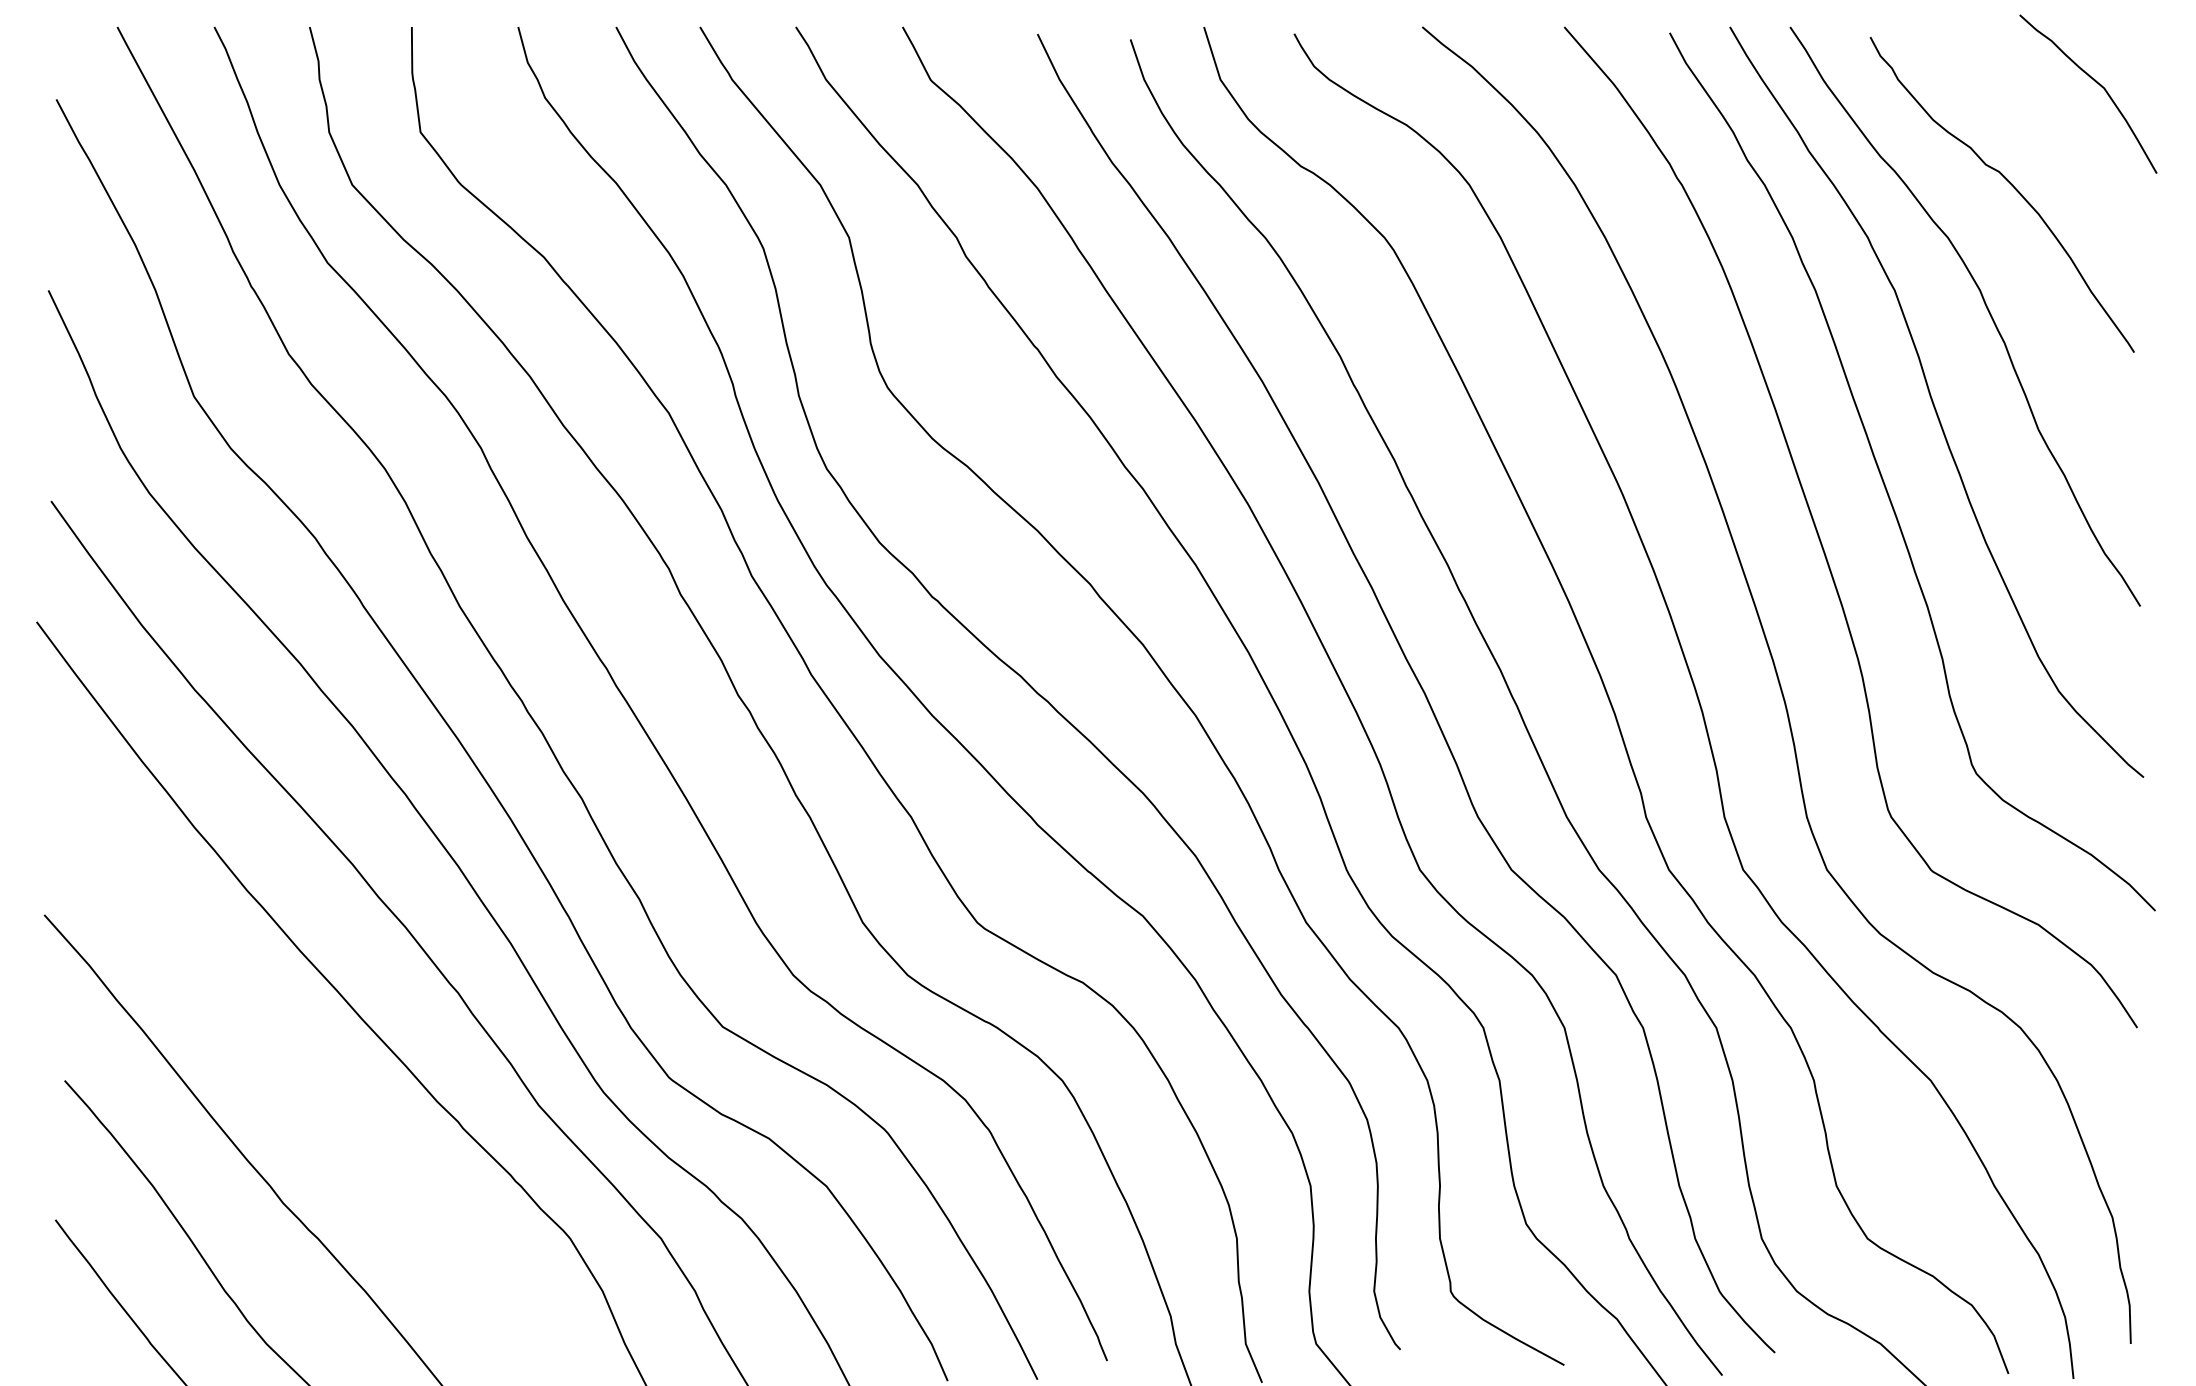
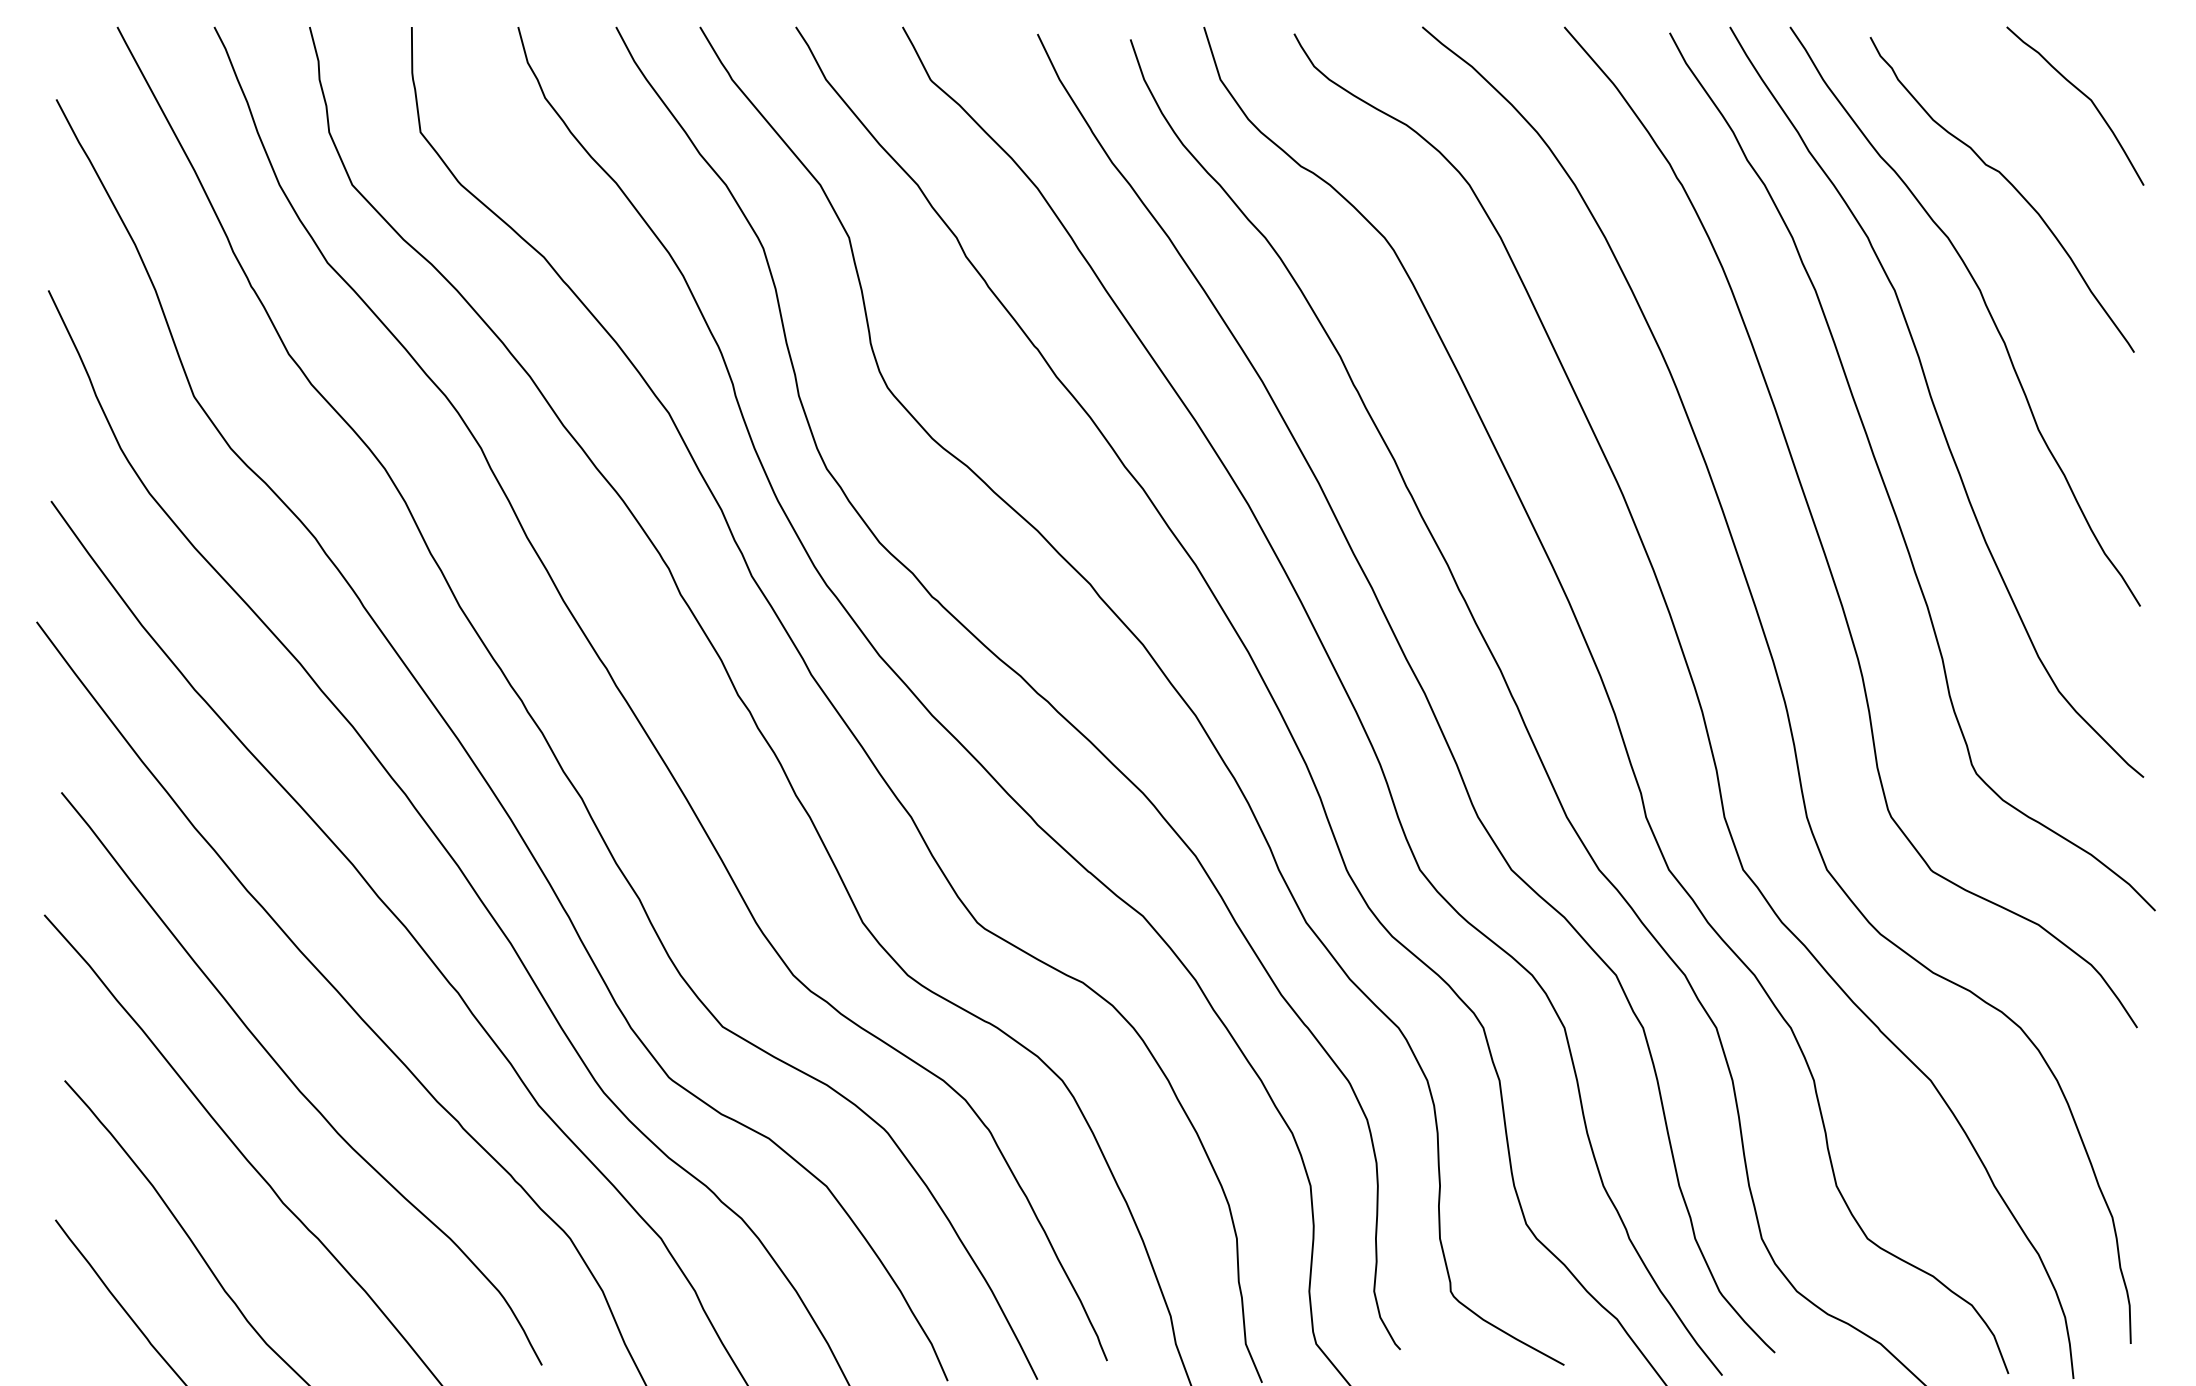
curve position: (2096, 83) -> (2083, 95) (2083, 95)
curve: none -> present (295, 1084)
